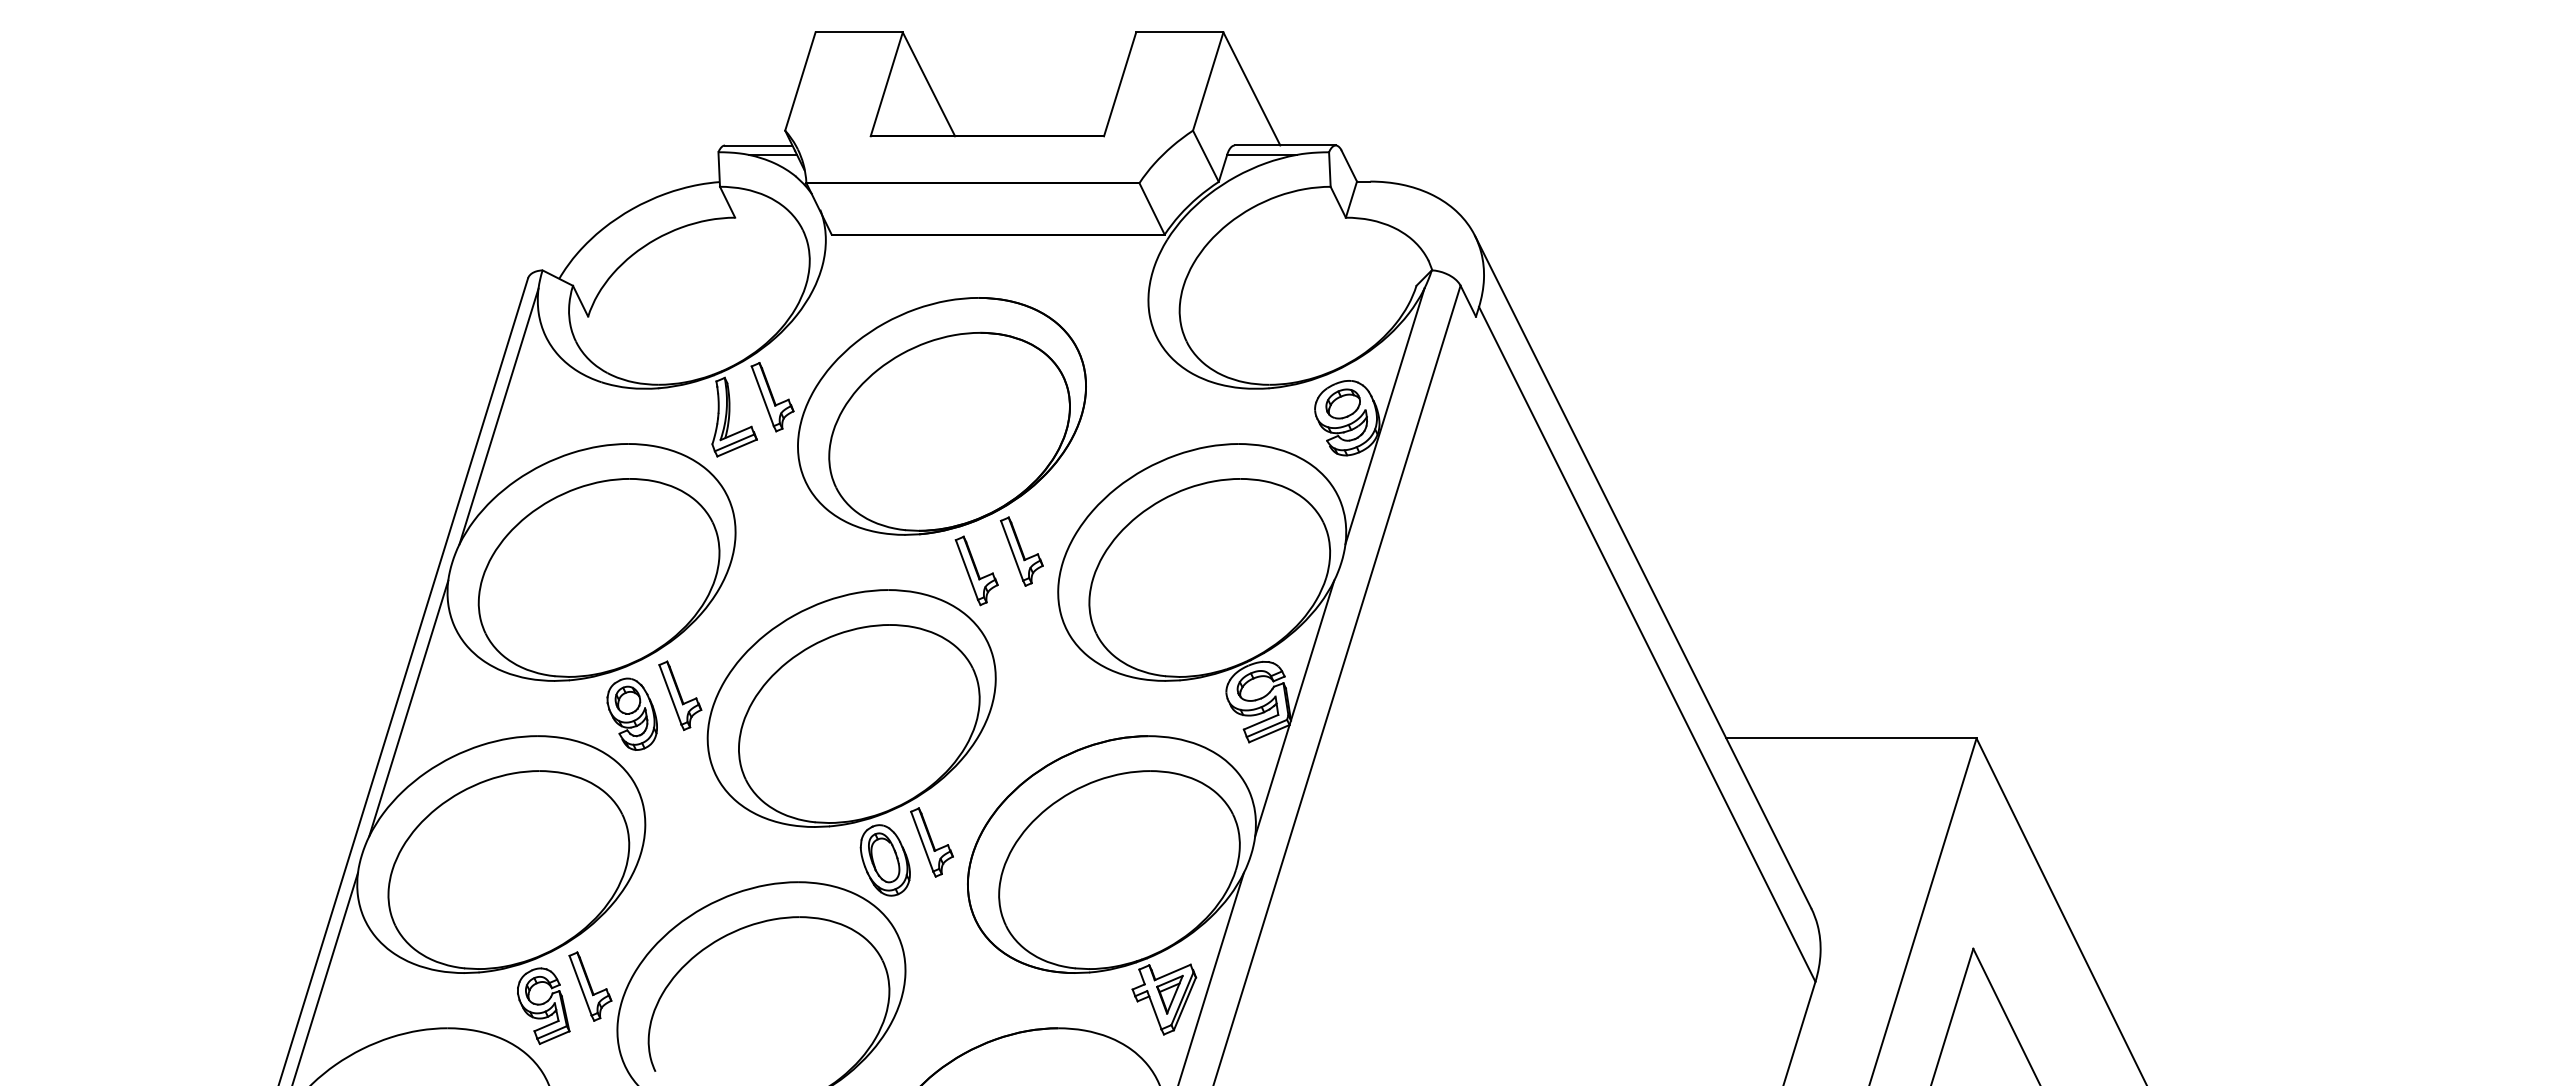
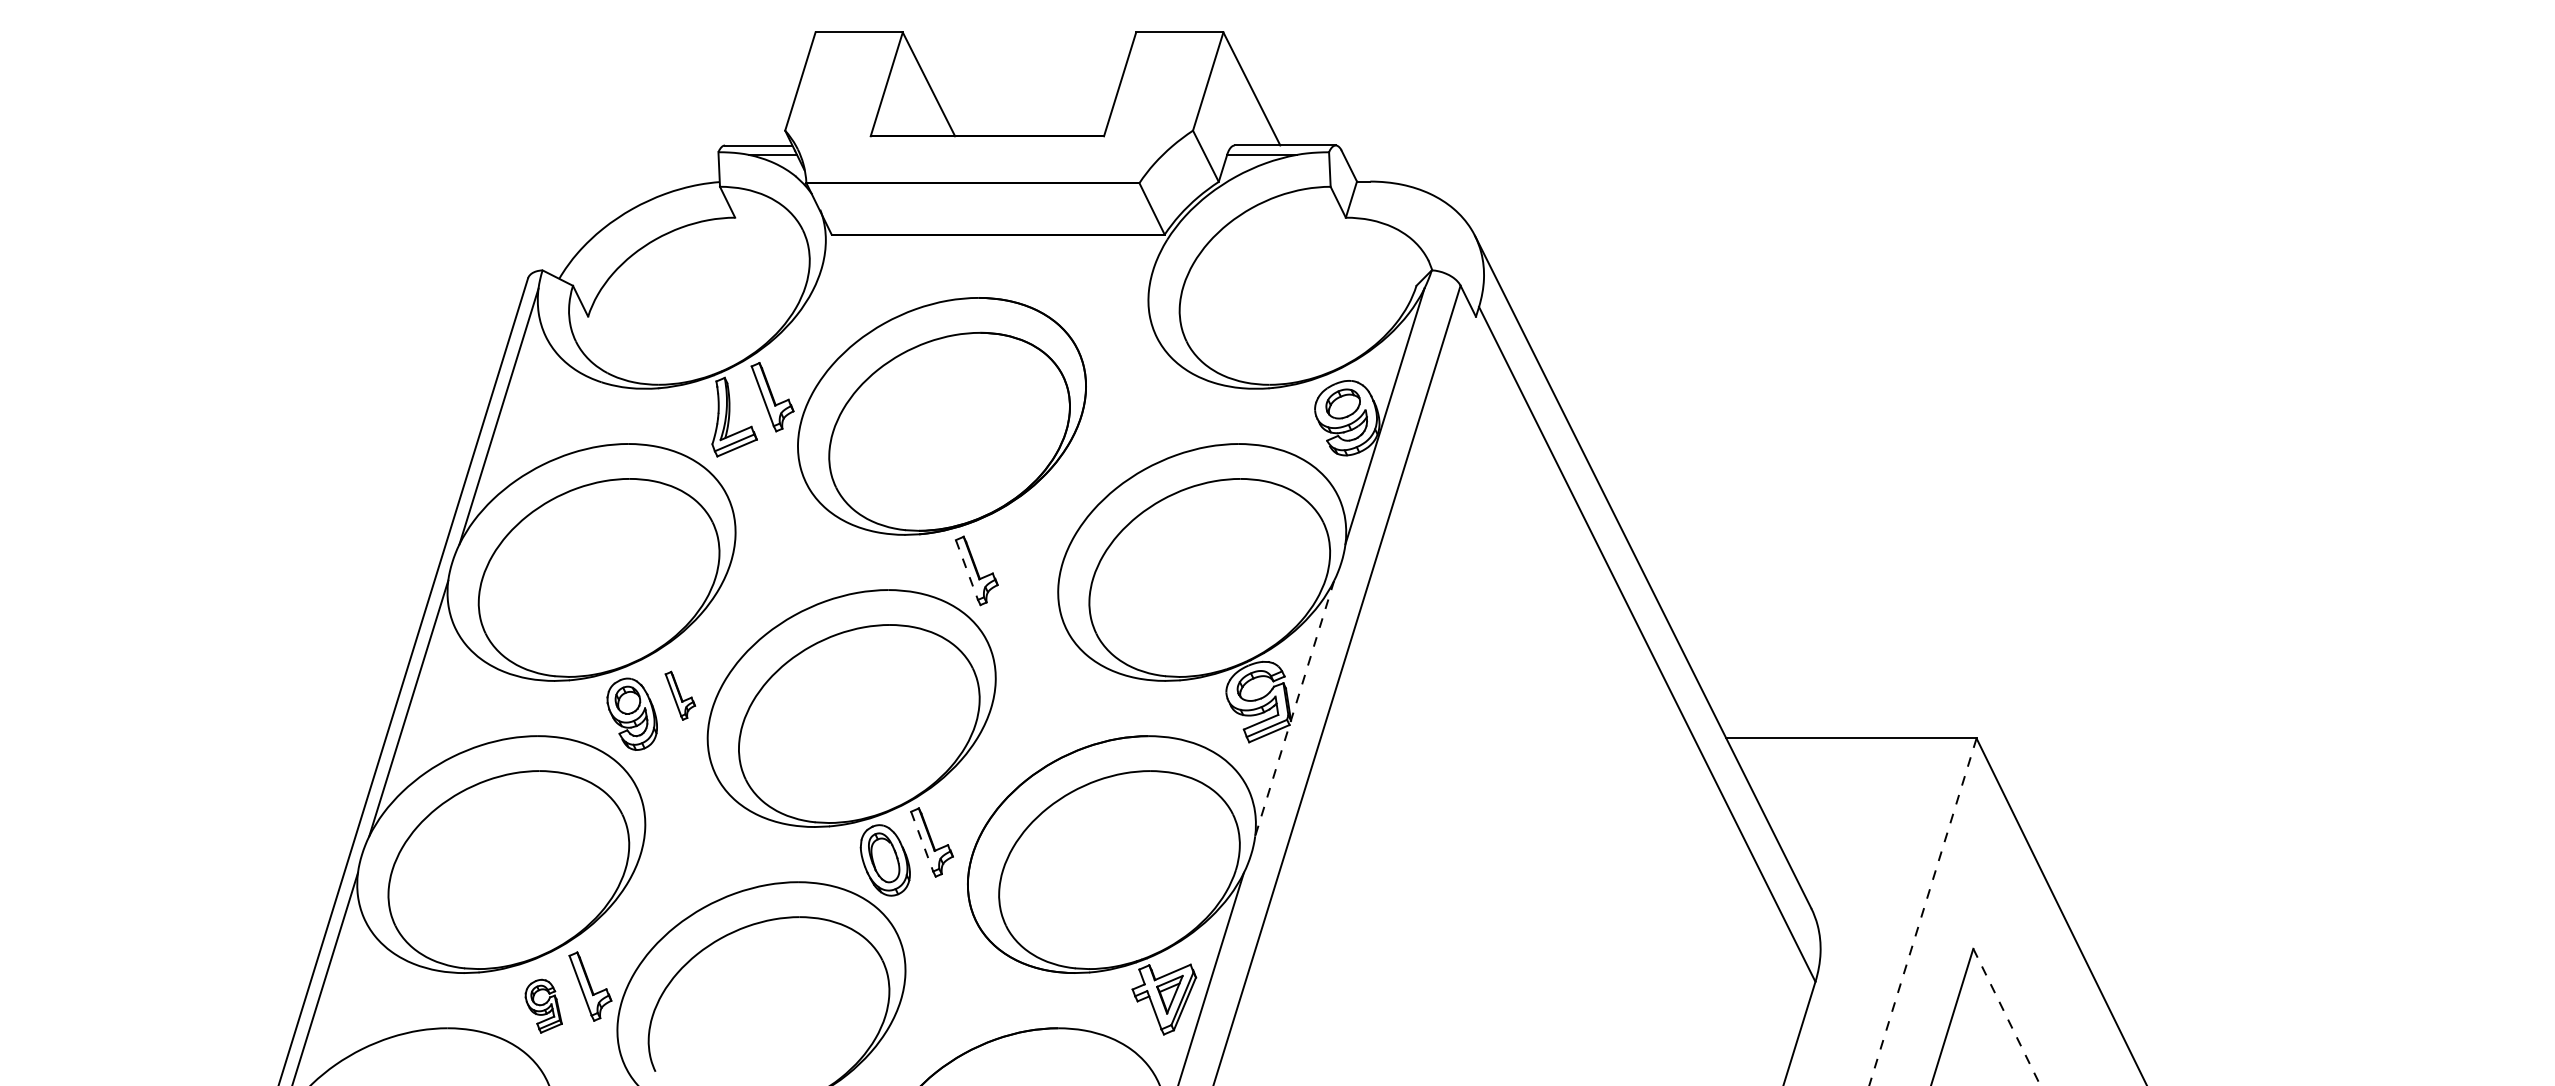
part: present -> none (1021, 551)
line: solid -> dashed (966, 570)
part size: 45x72 px -> 33x51 px (680, 695)
line: solid -> dashed (1294, 708)
line: solid -> dashed (922, 841)
line: solid -> dashed (1922, 912)
part size: 54x79 px -> 39x56 px (543, 1005)
line: solid -> dashed (2006, 1016)
